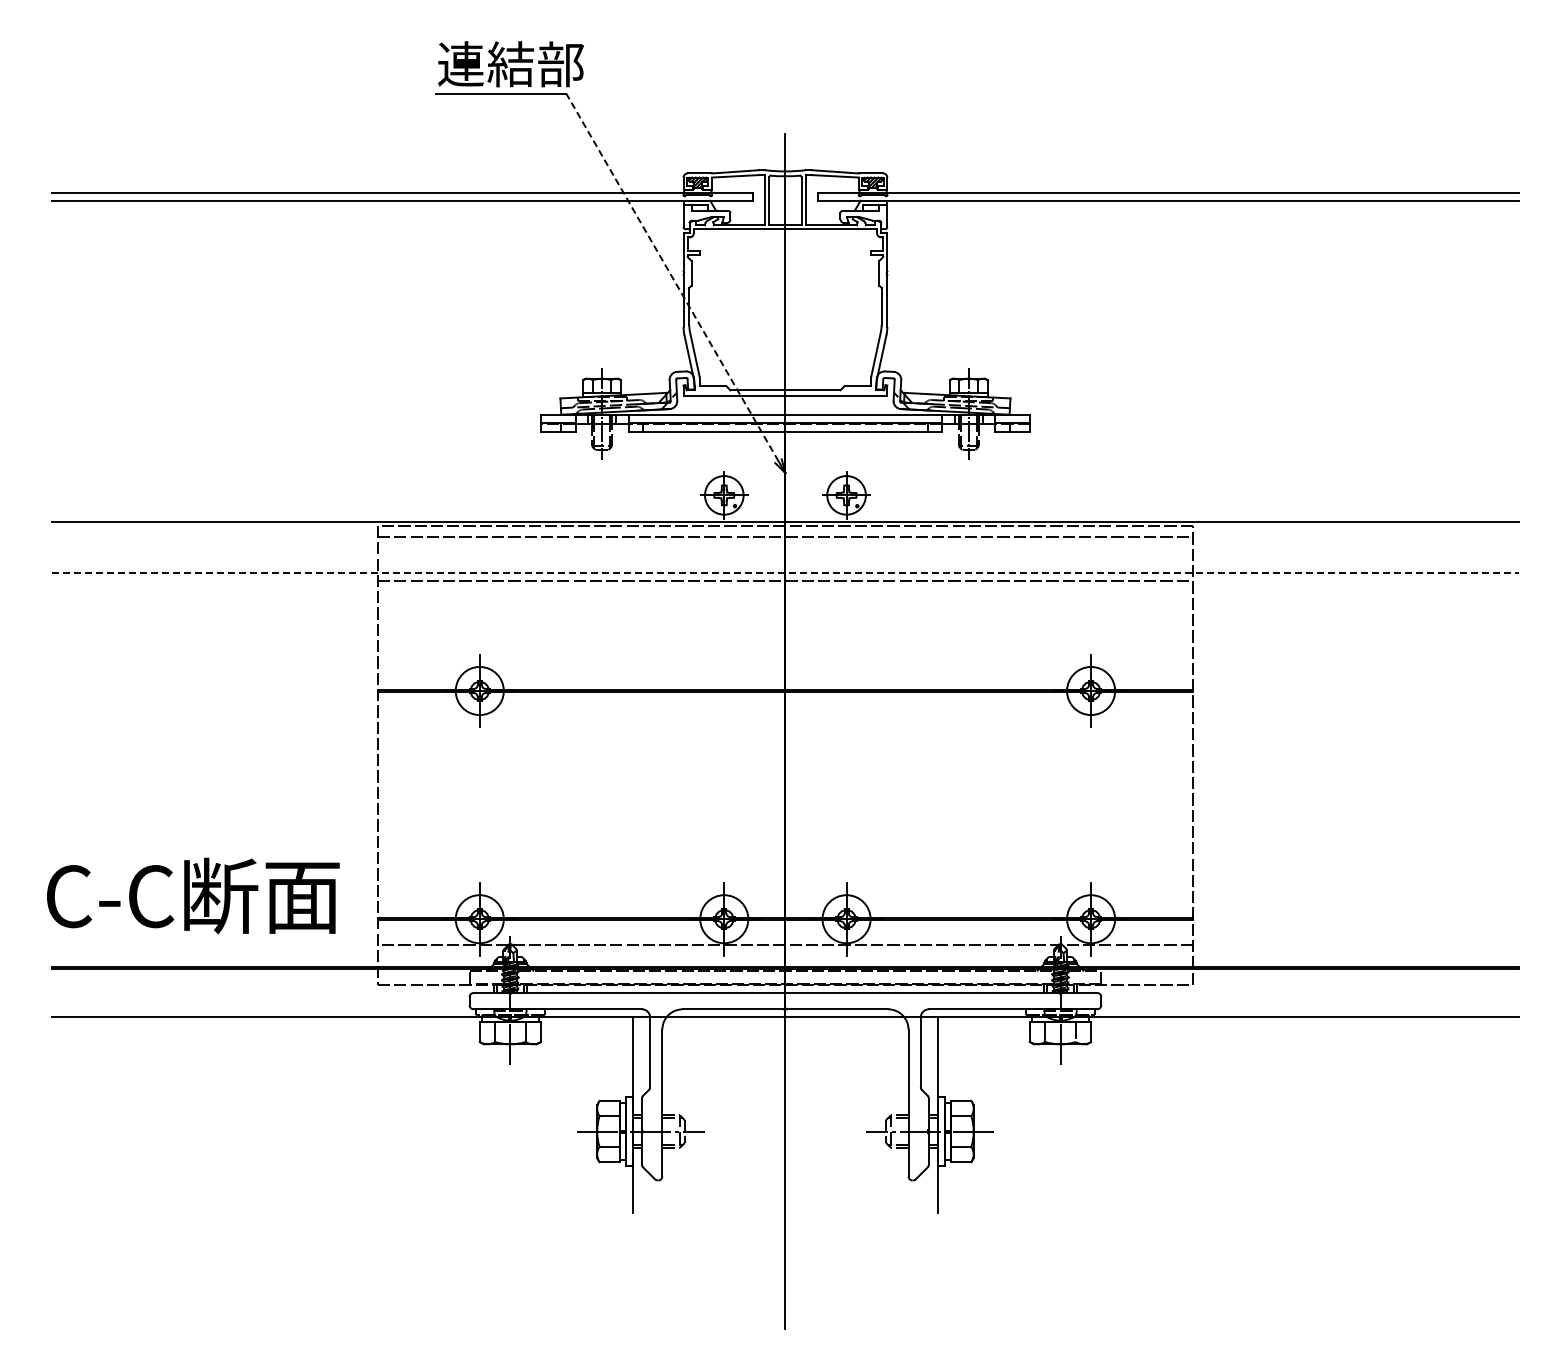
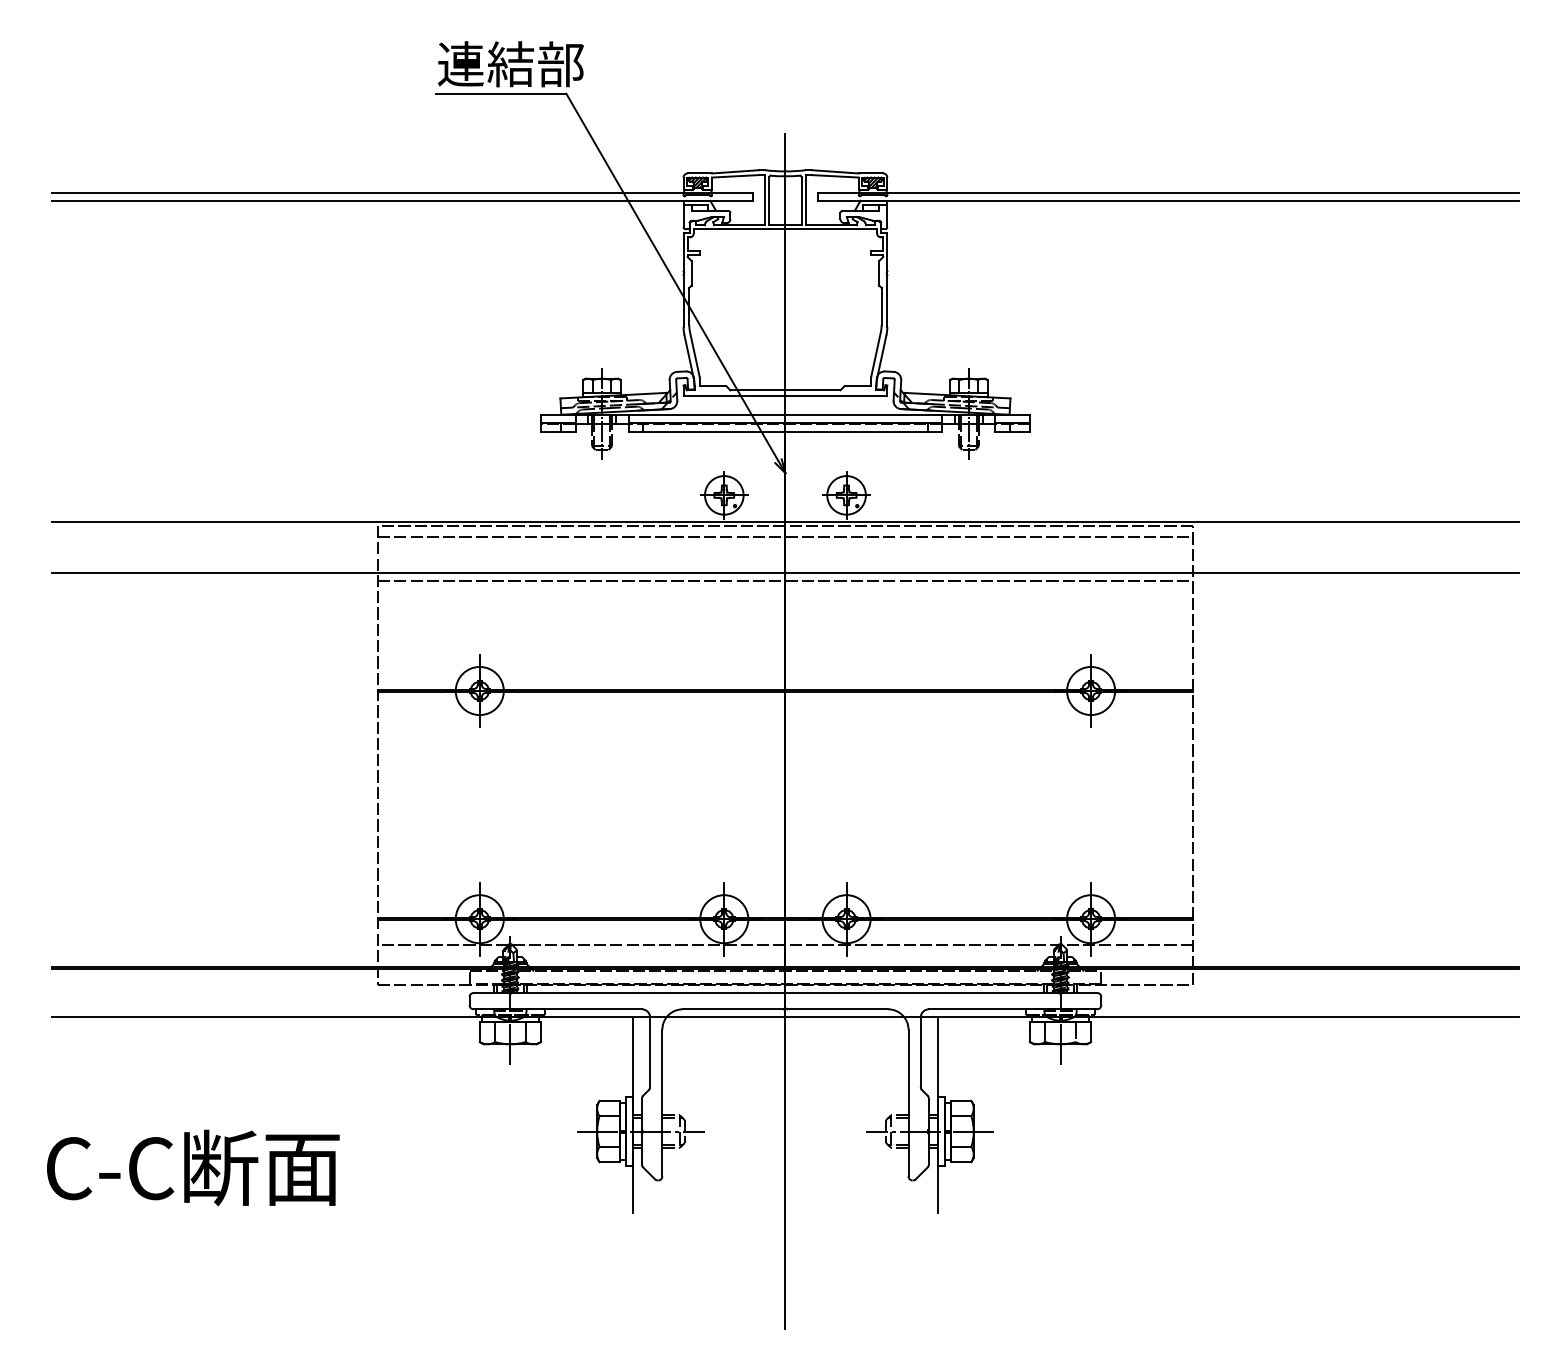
line: dashed -> solid (672, 277)
line: dashed -> solid (785, 572)
text position: (193, 895) -> (193, 1167) (193, 1167)
